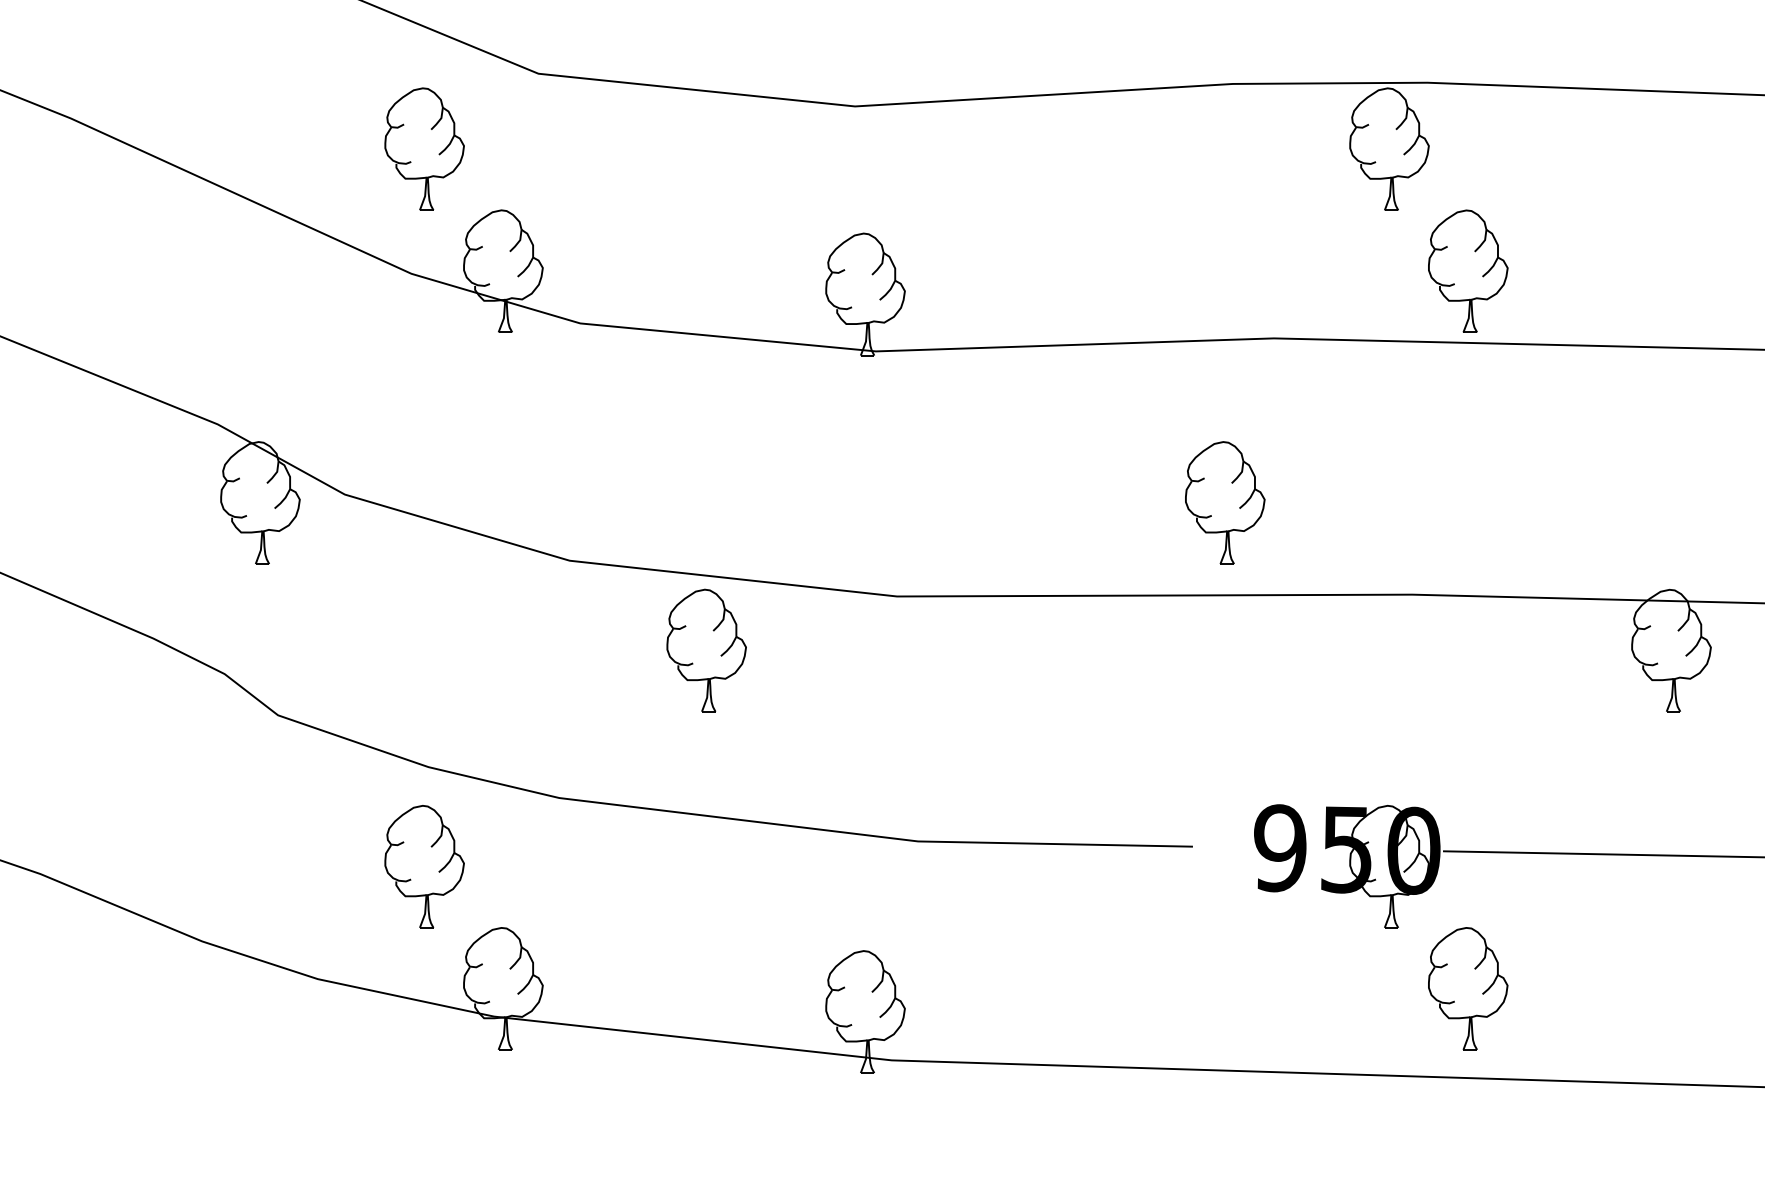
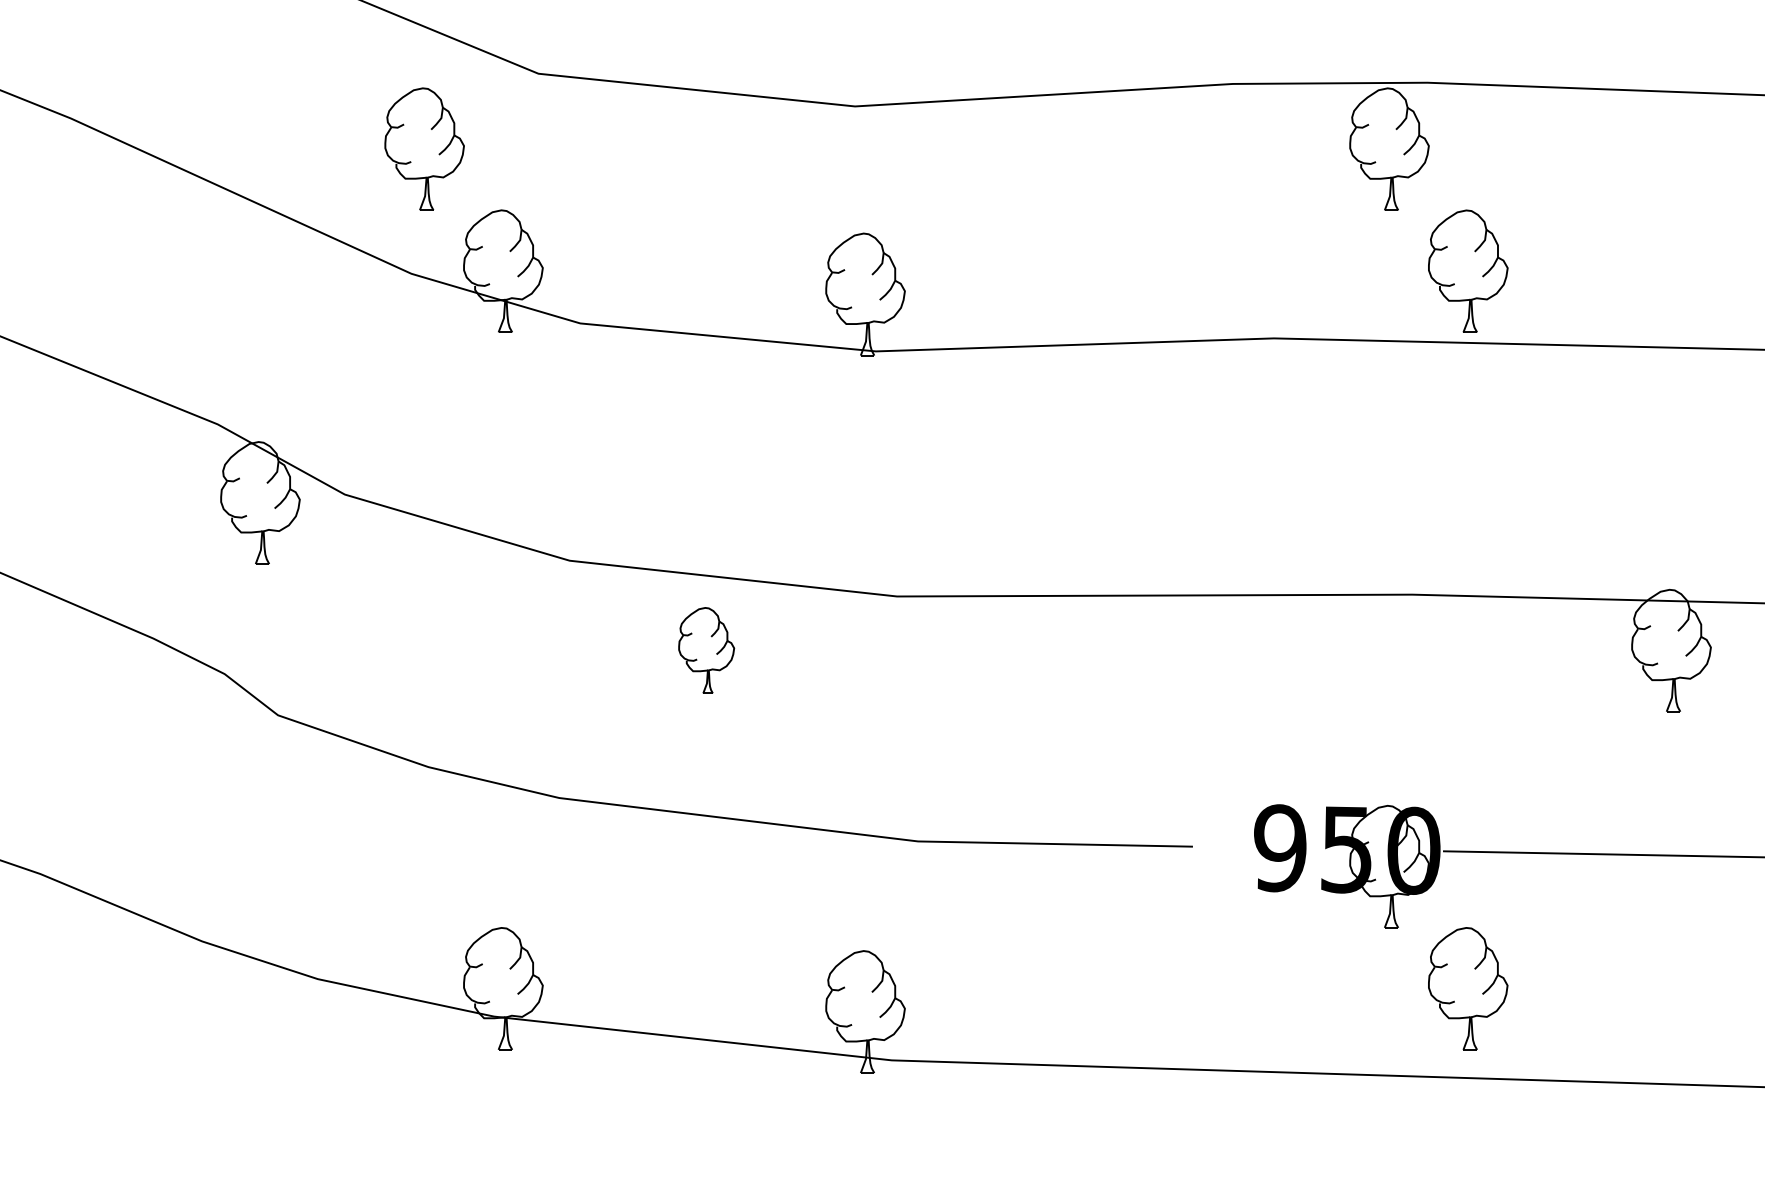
part: present -> none (1225, 502)
part size: 81x125 px -> 58x87 px (706, 650)
part: present -> none (424, 866)
